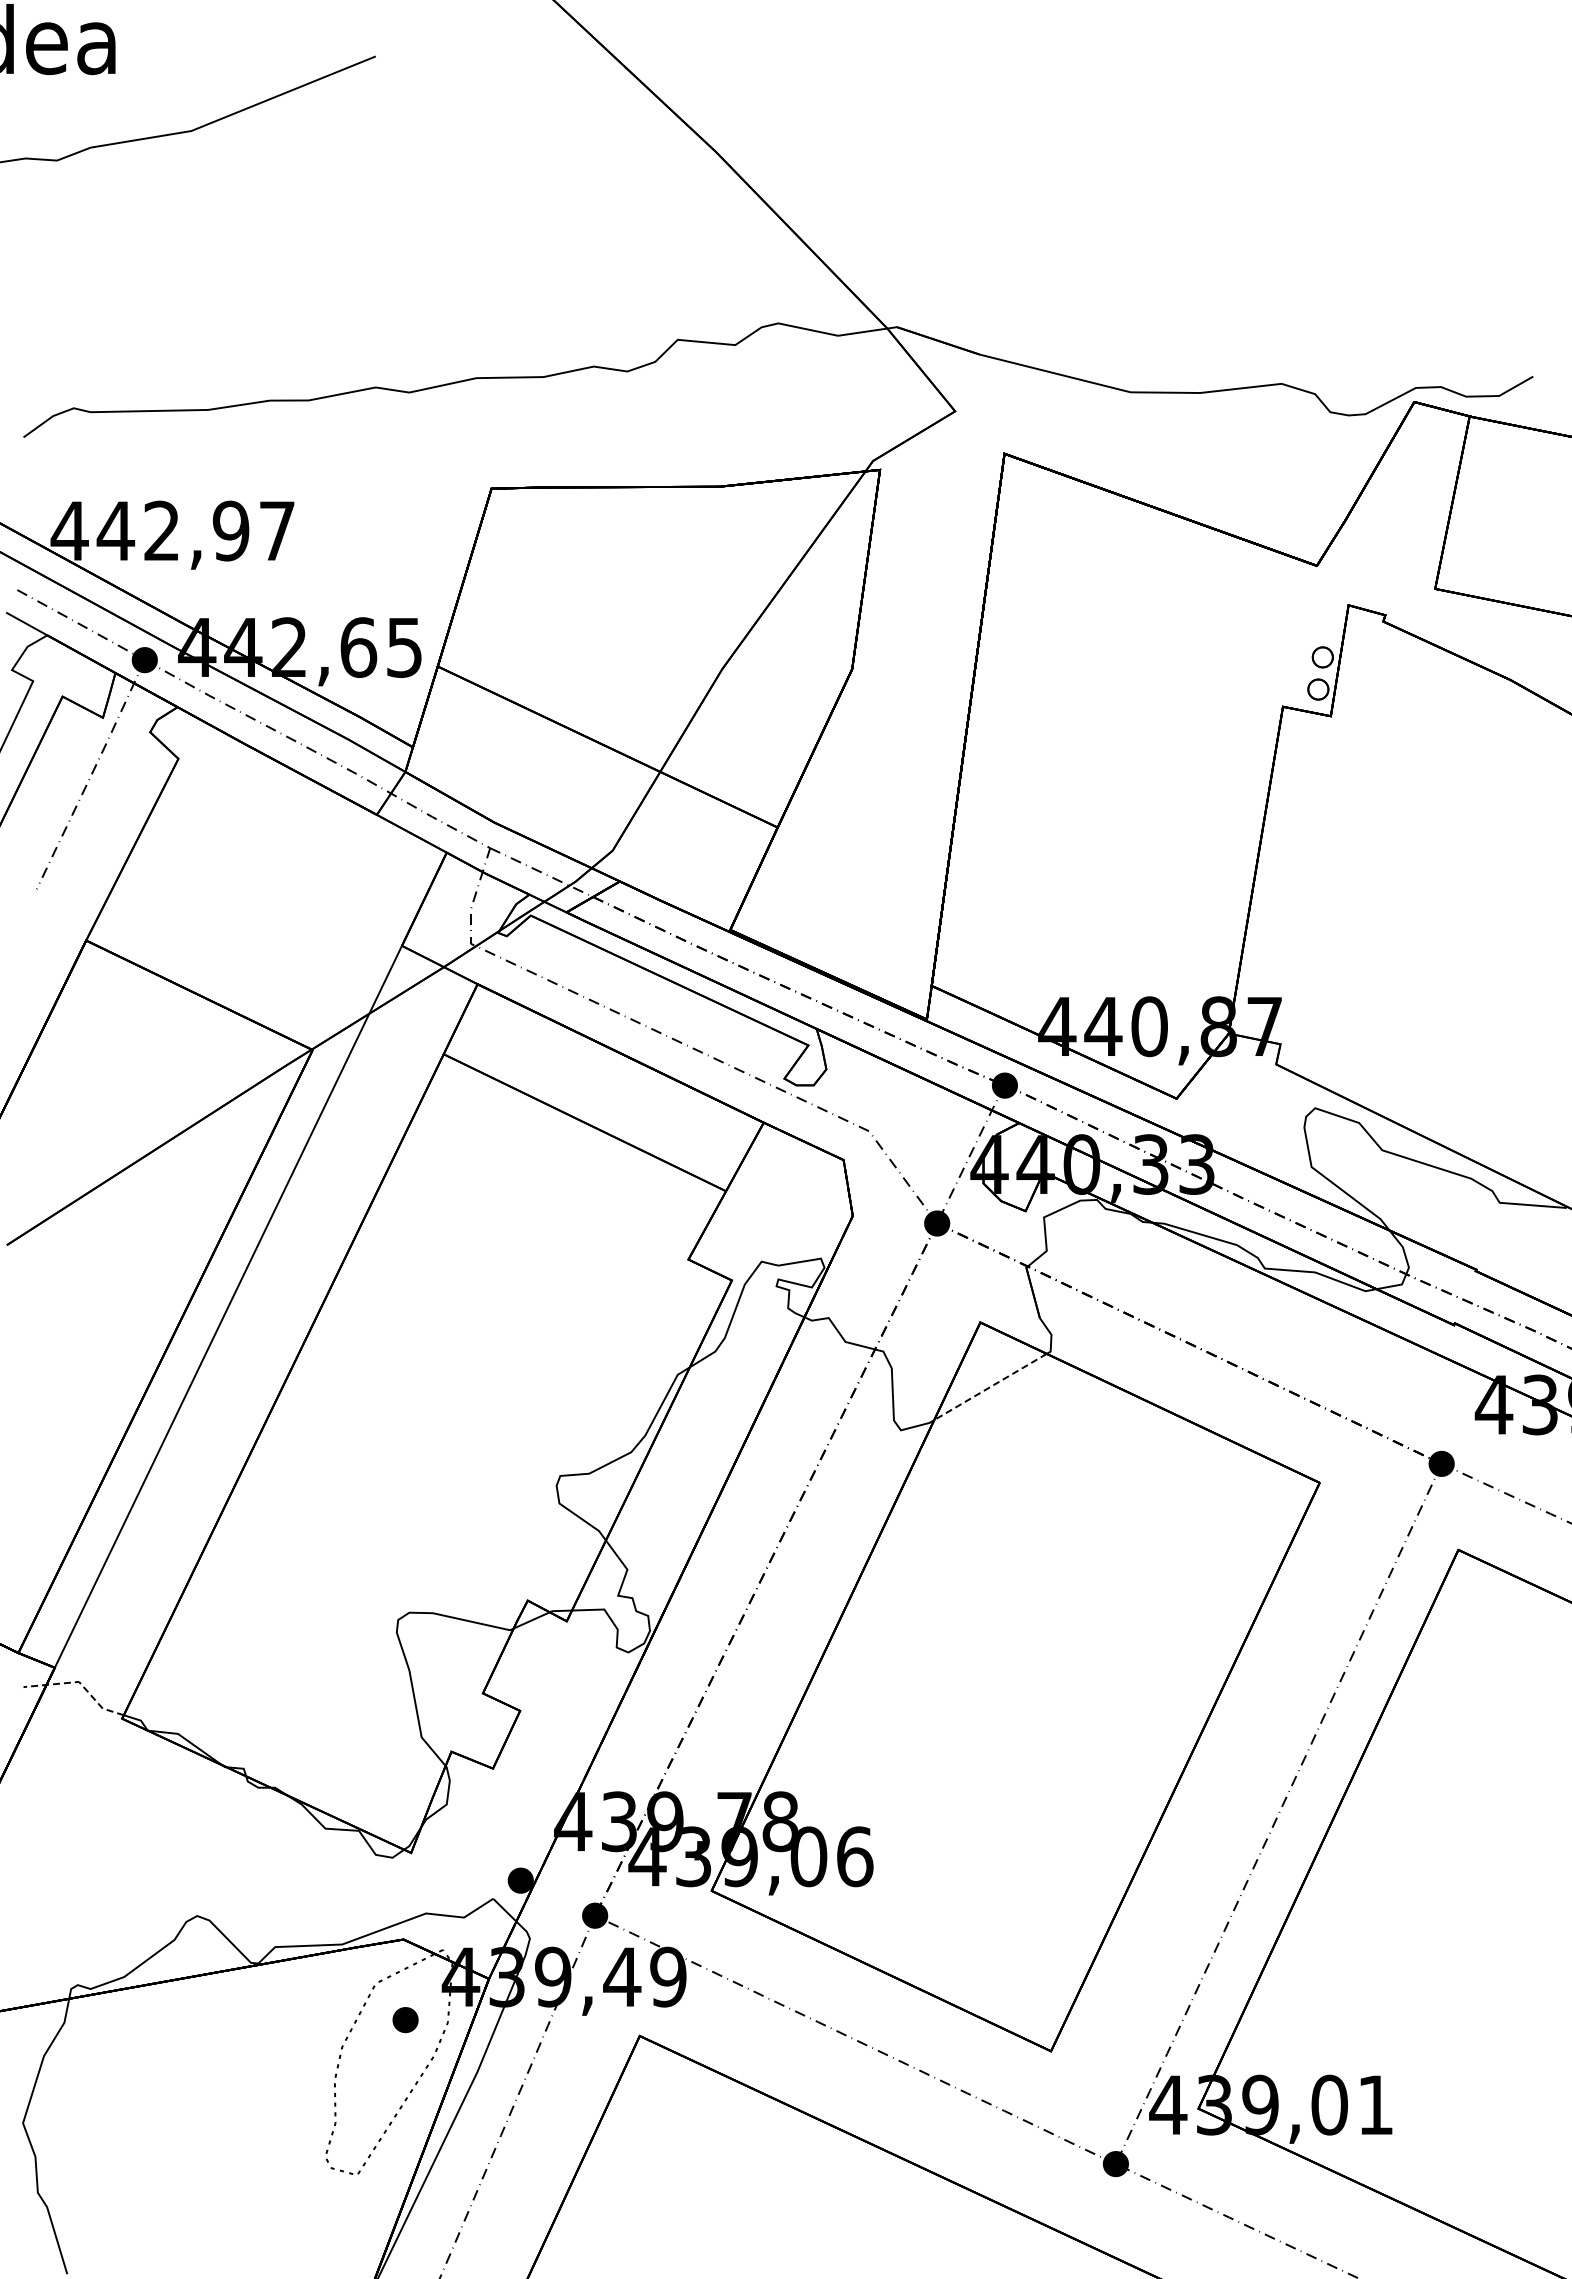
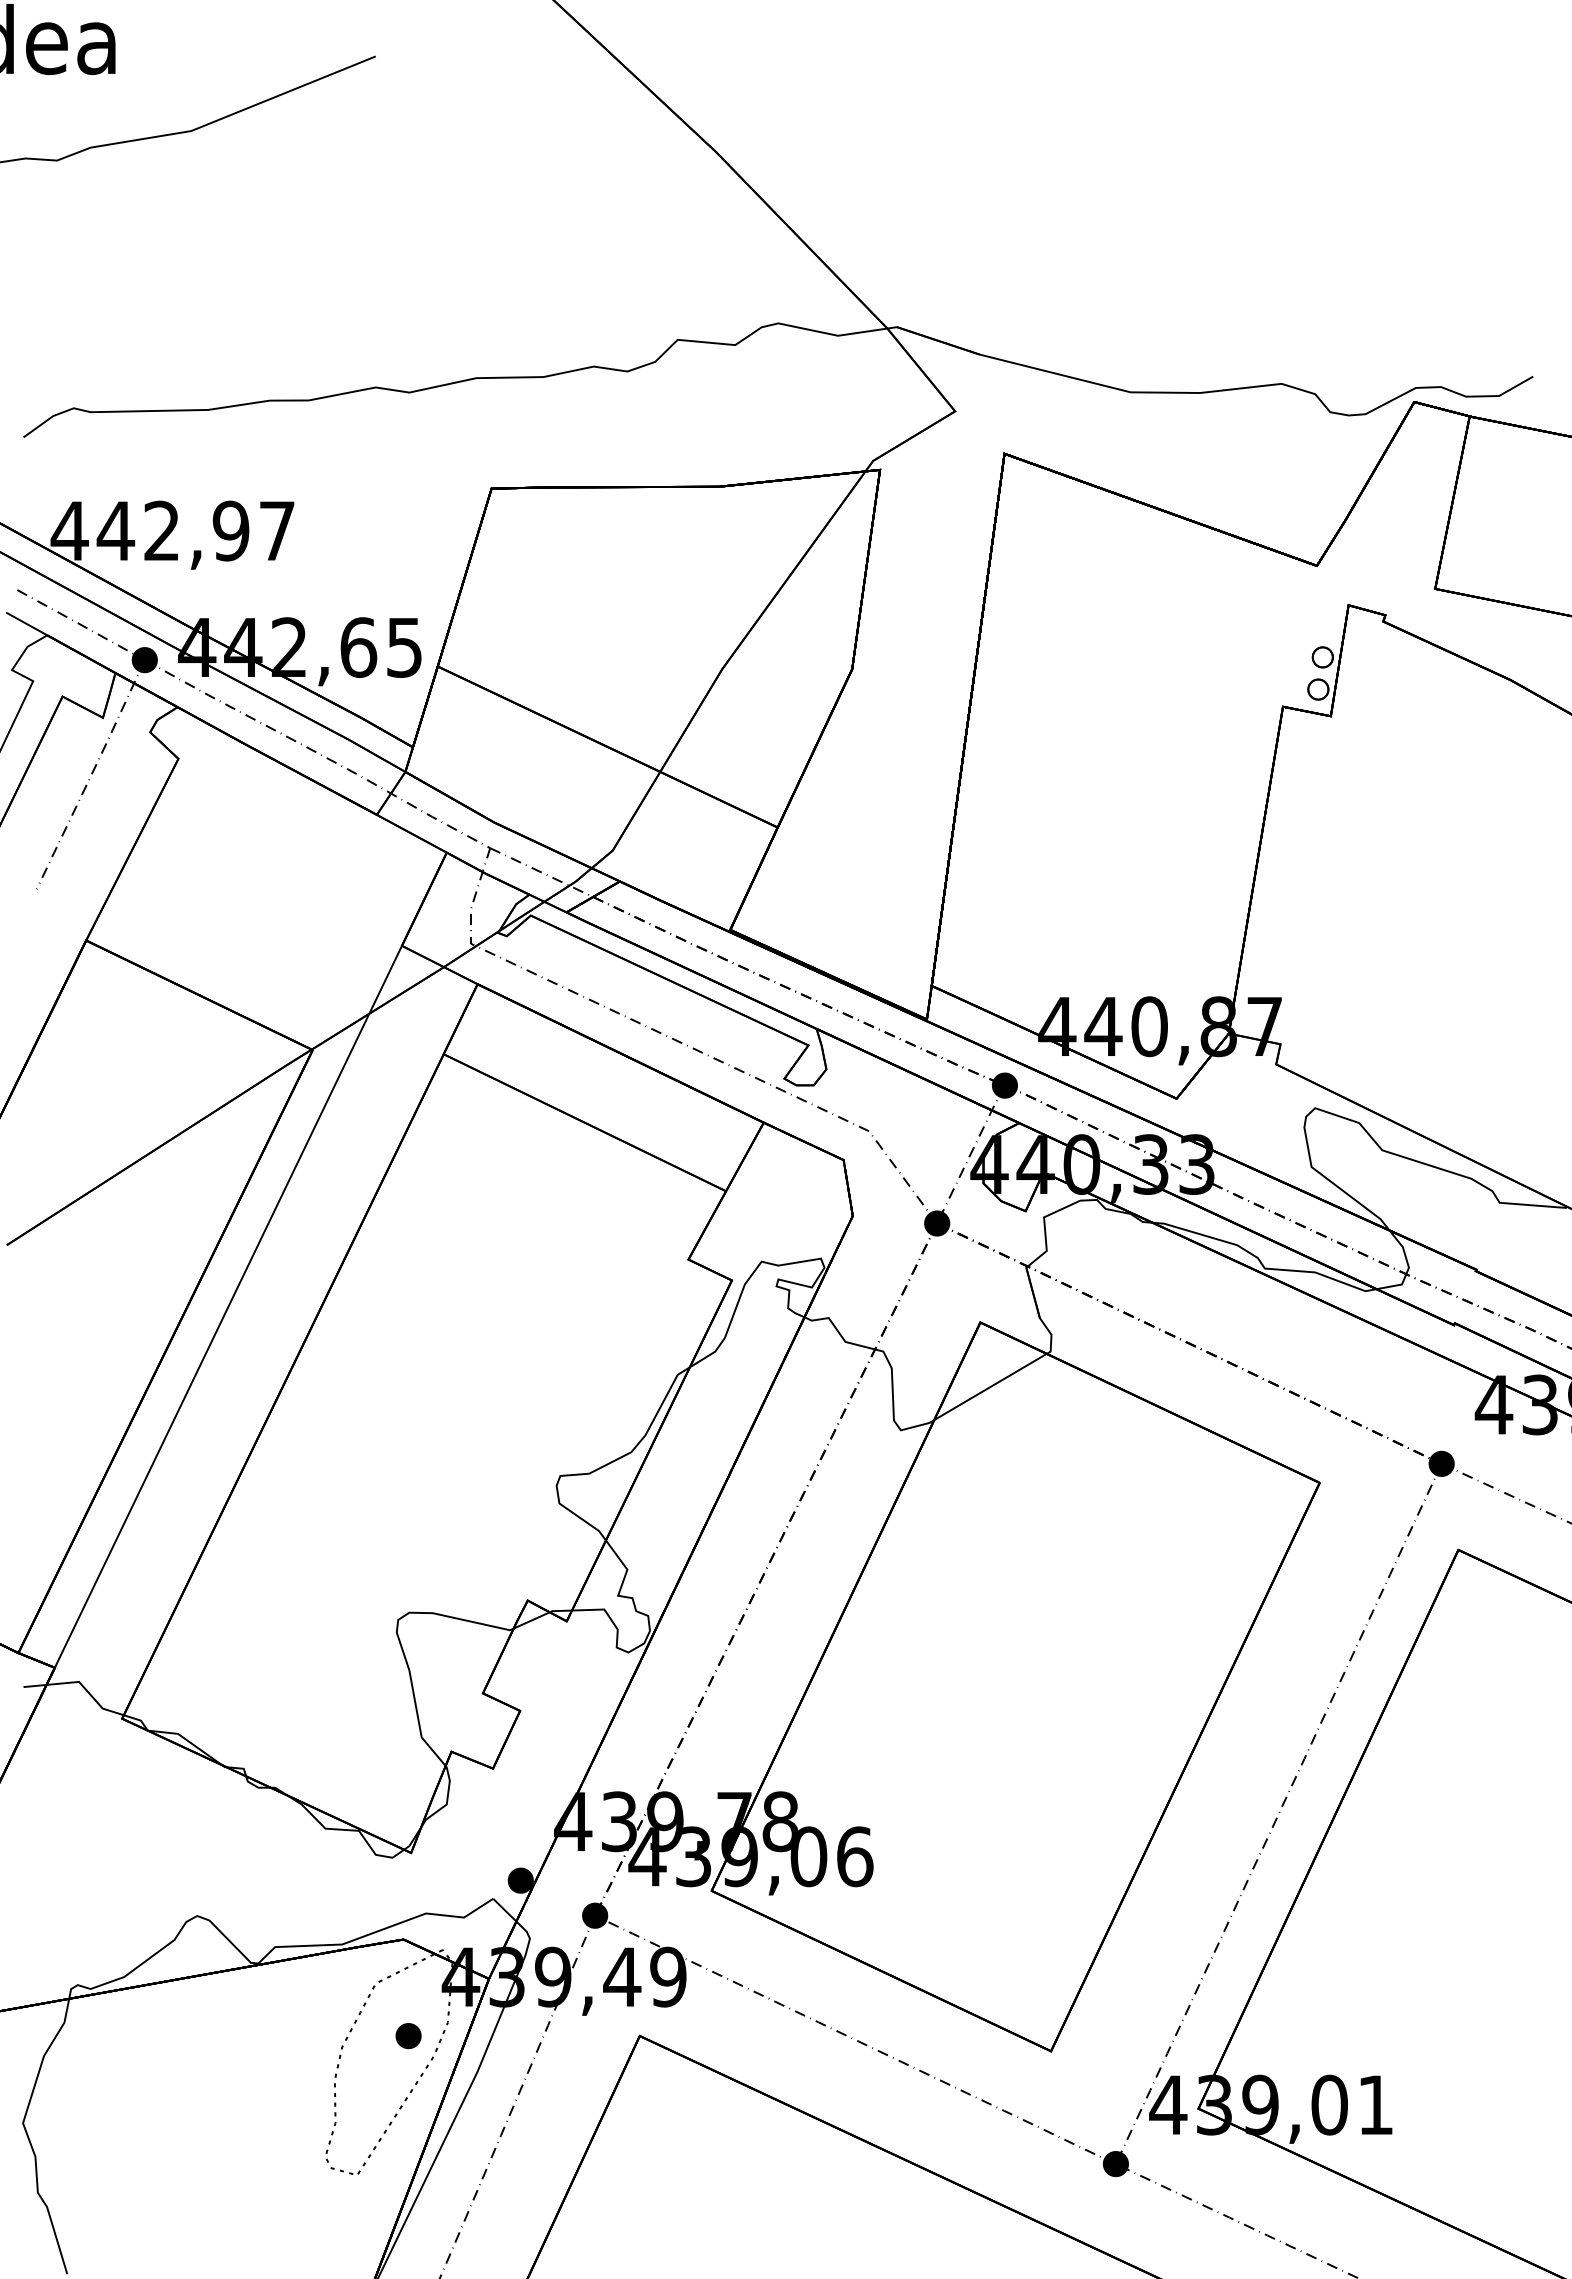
line: dashed -> solid (990, 1387)
line: dashed -> solid (79, 1682)
part position: (405, 2020) -> (408, 2036) (408, 2036)
